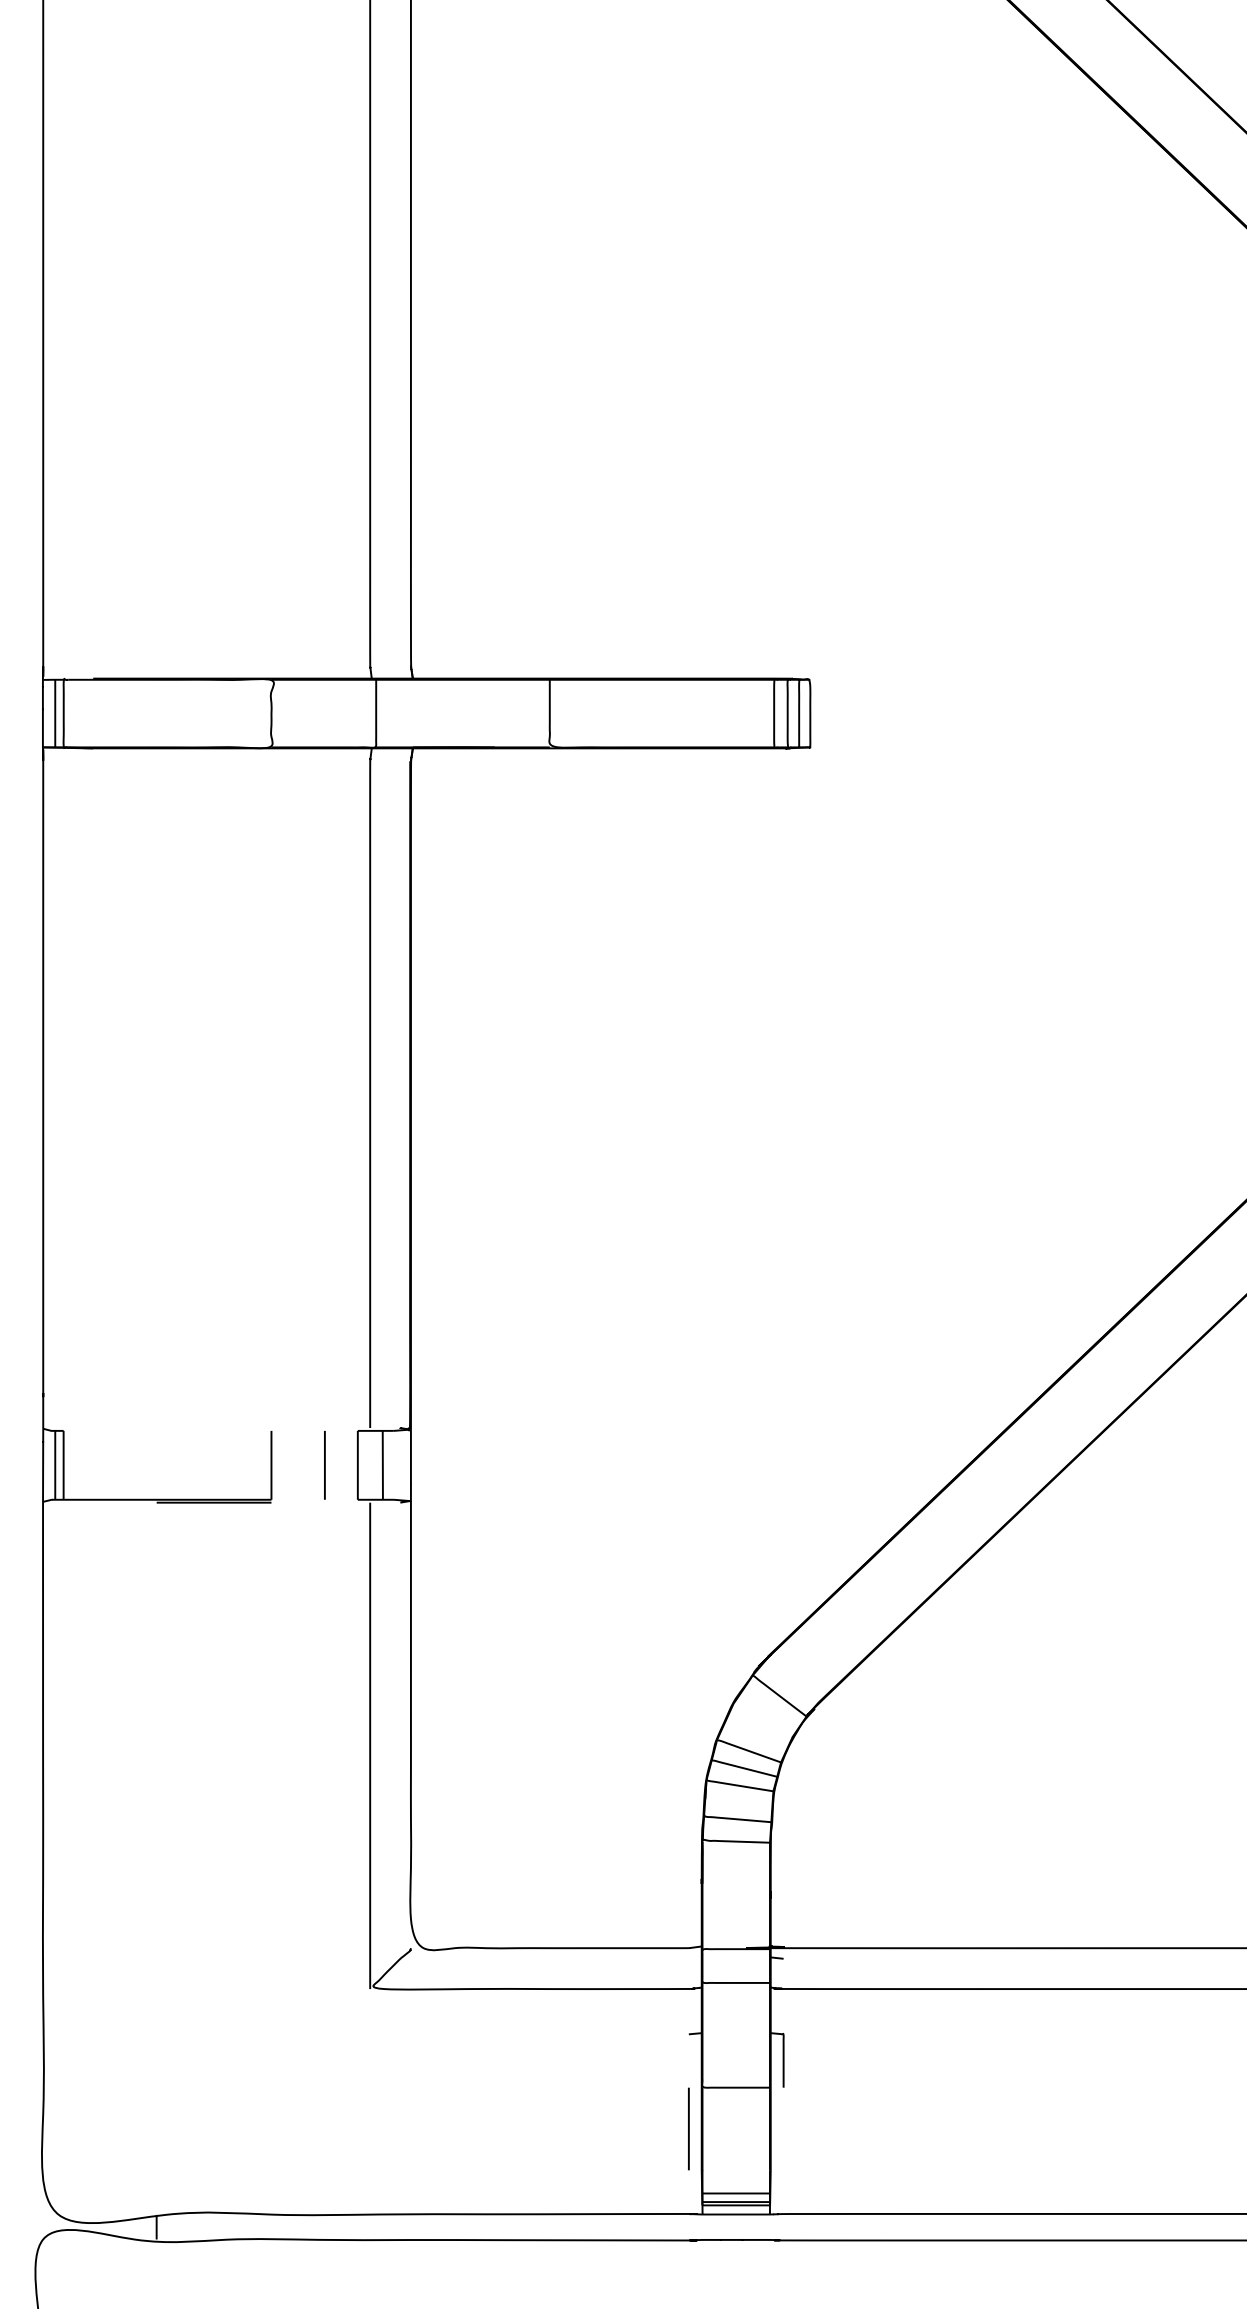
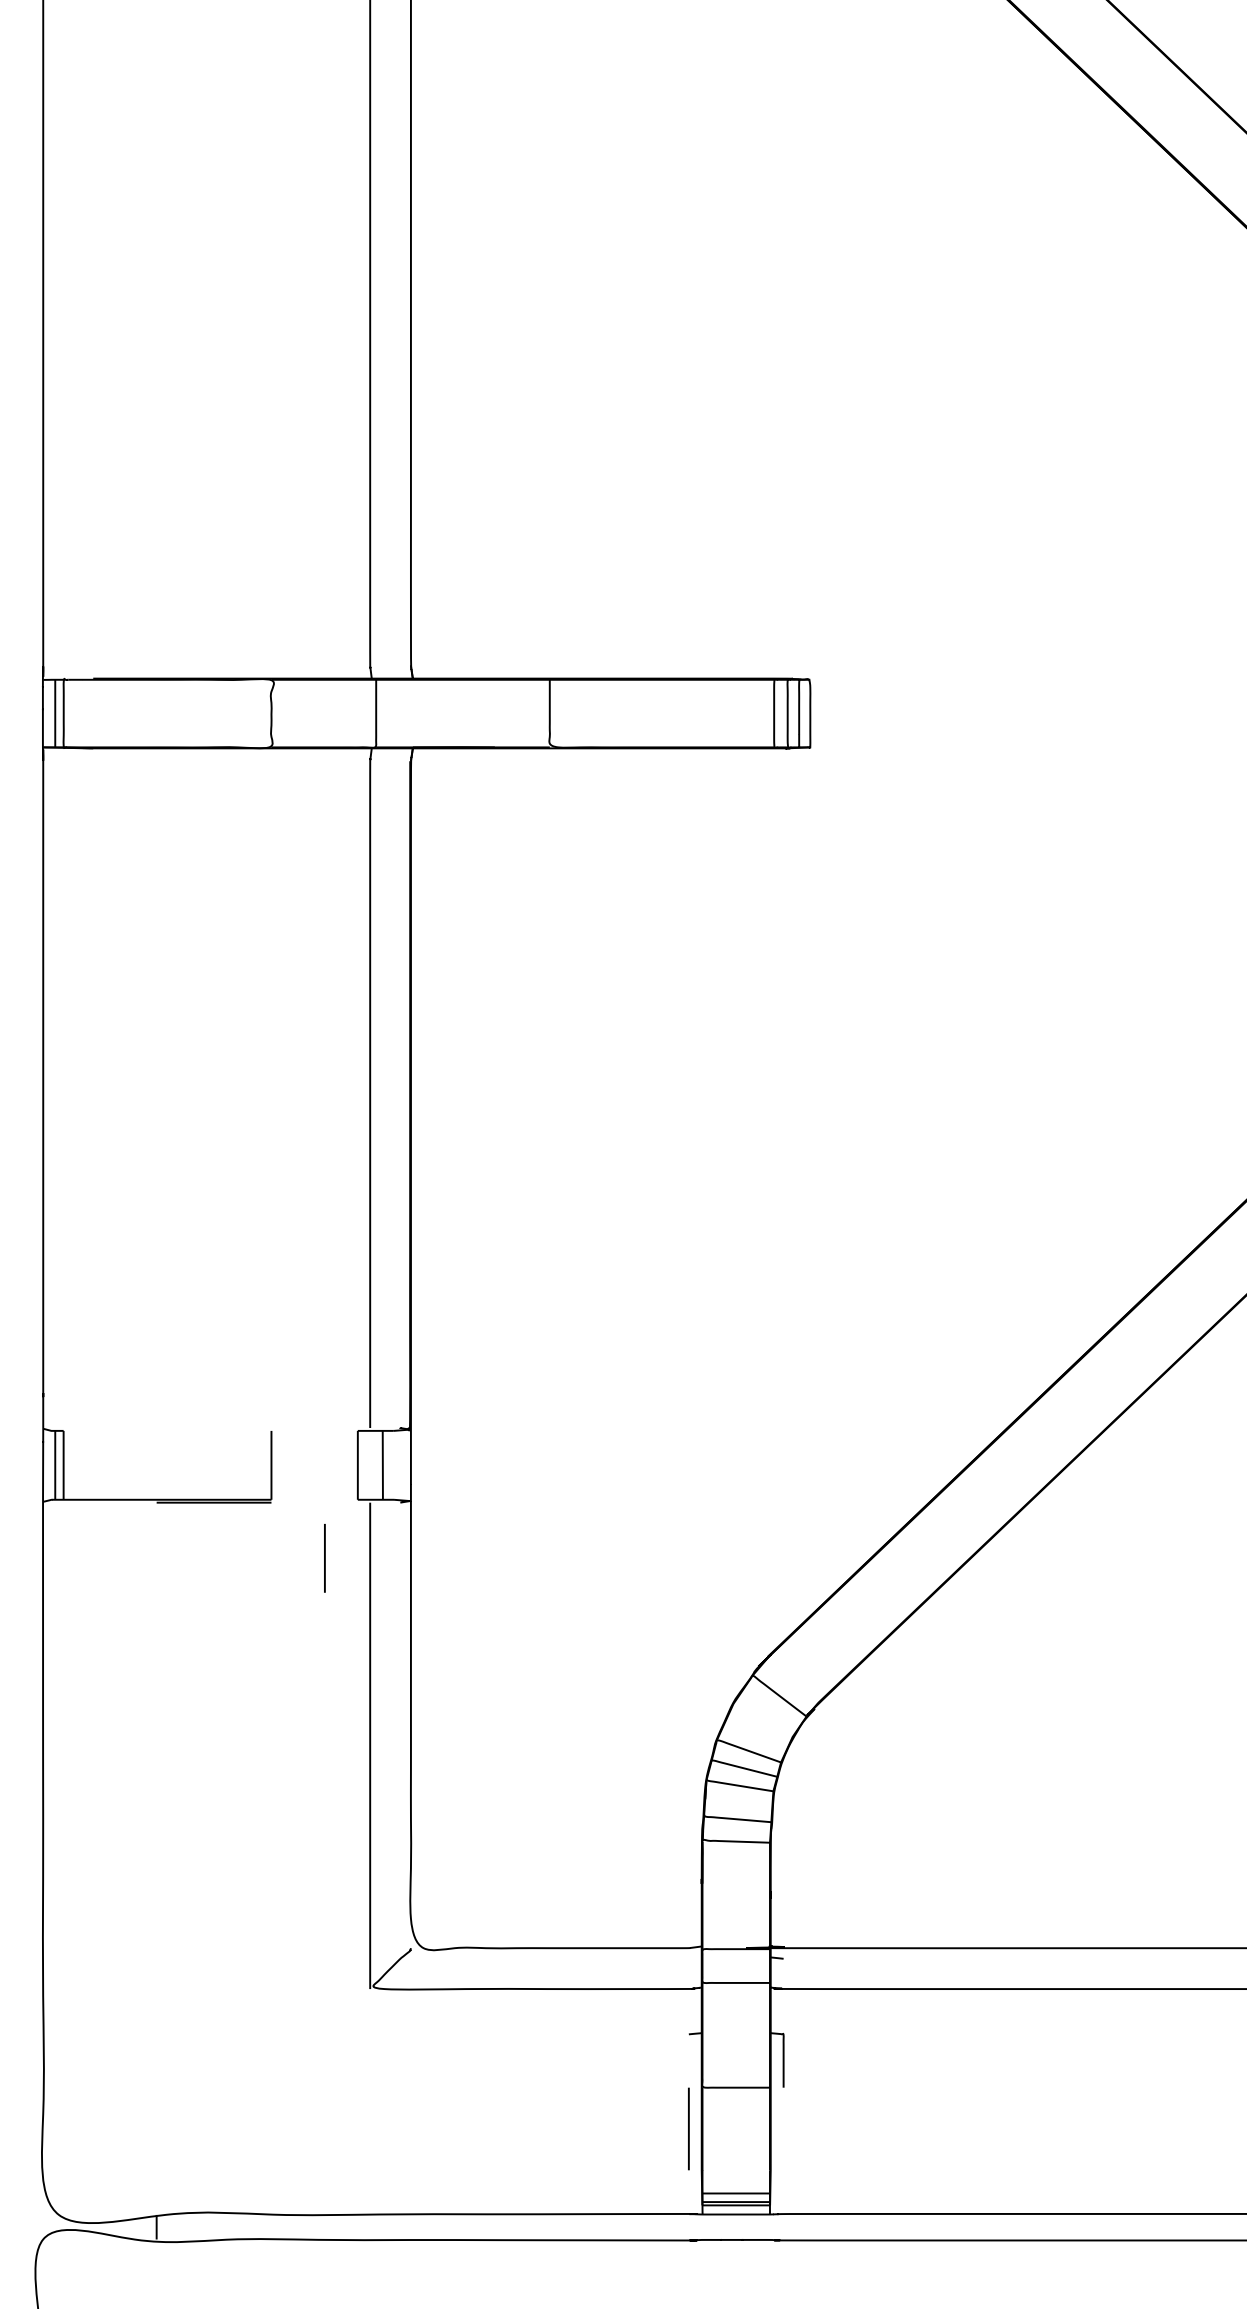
line position: (324, 1465) -> (324, 1558) (324, 1558)
